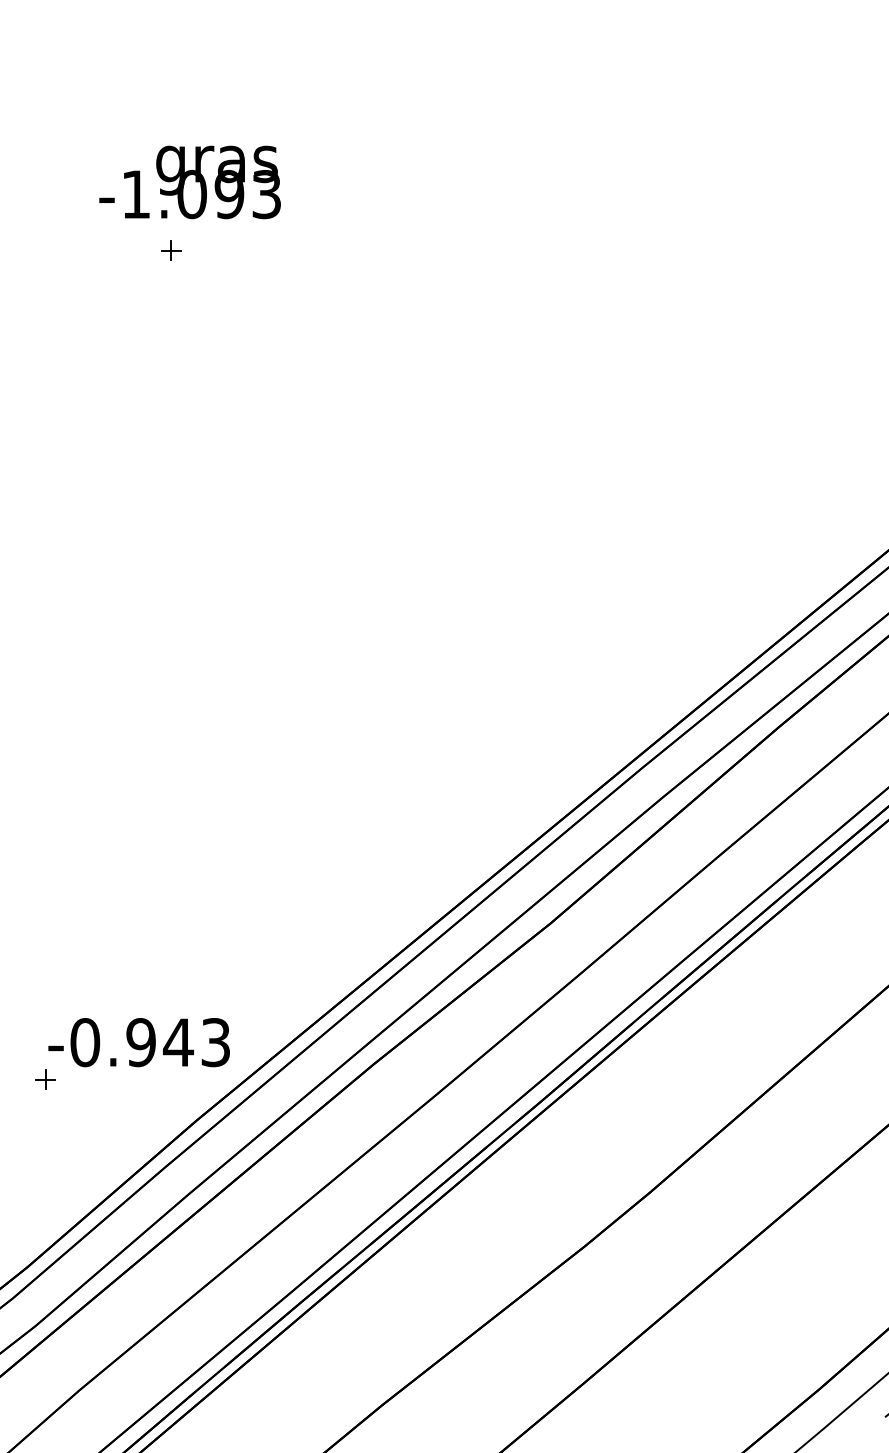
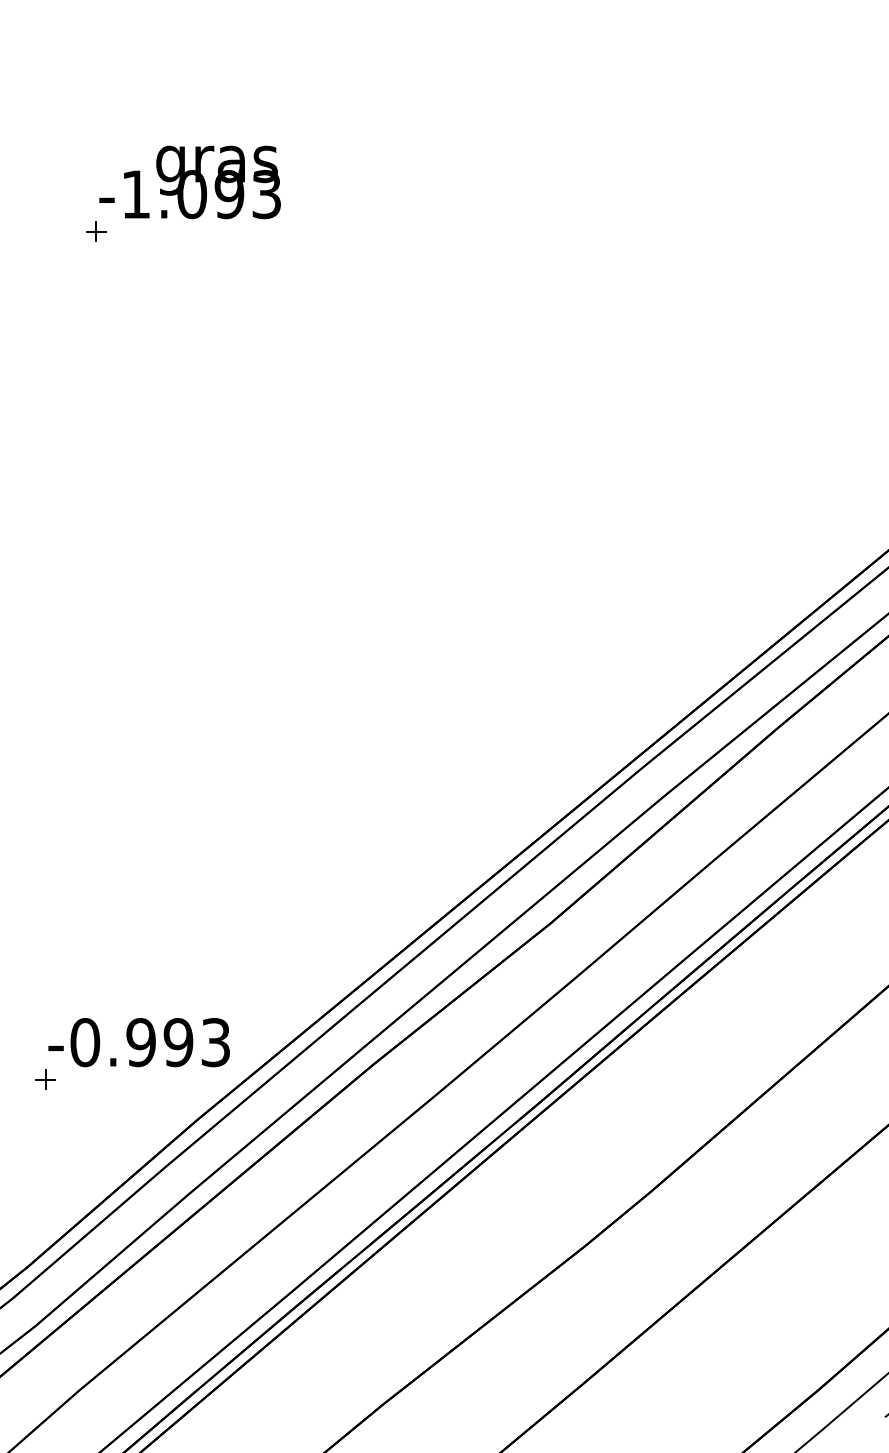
part position: (171, 250) -> (96, 231) (96, 231)
text: -0.943 -> -0.993 (178, 1042)
